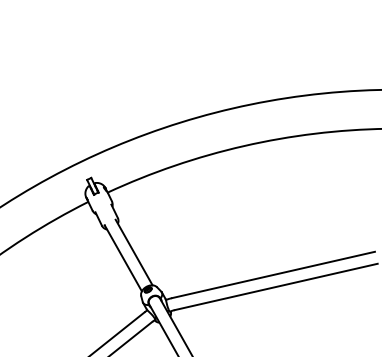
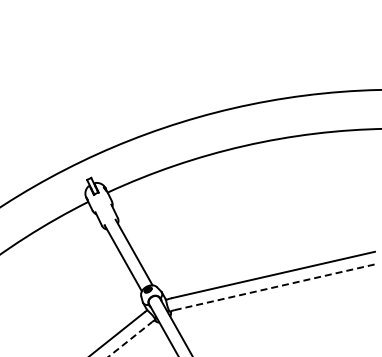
line: solid -> dashed (276, 286)
line: solid -> dashed (130, 339)
